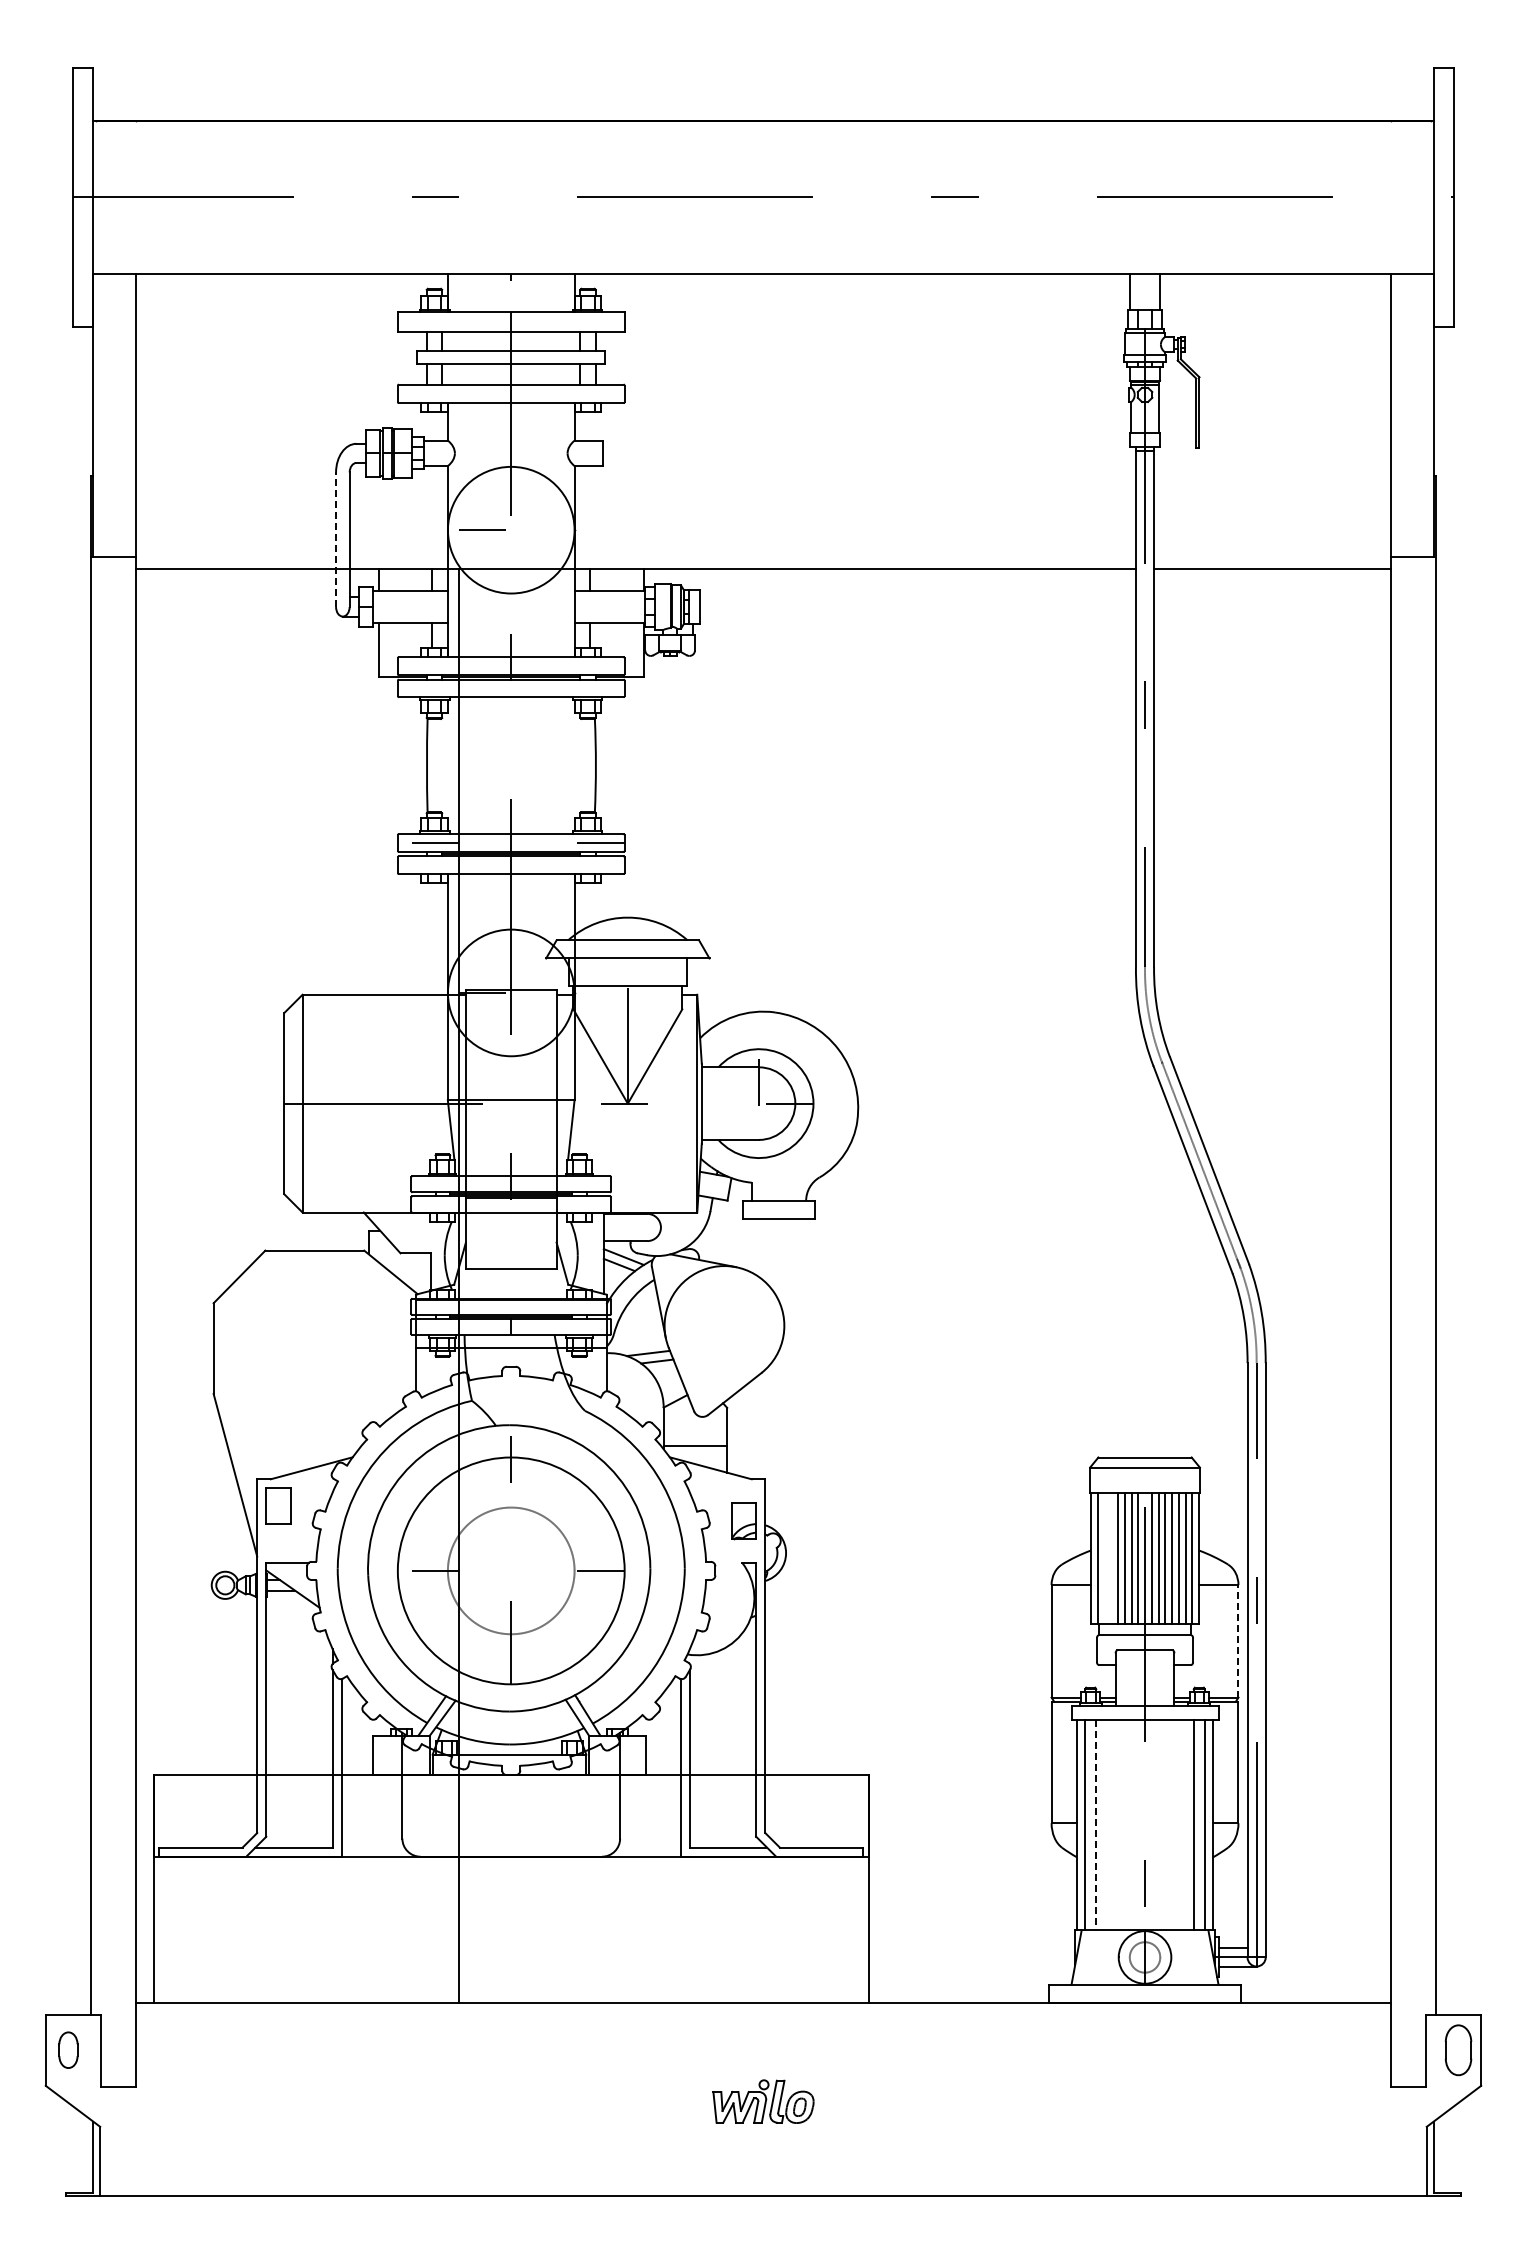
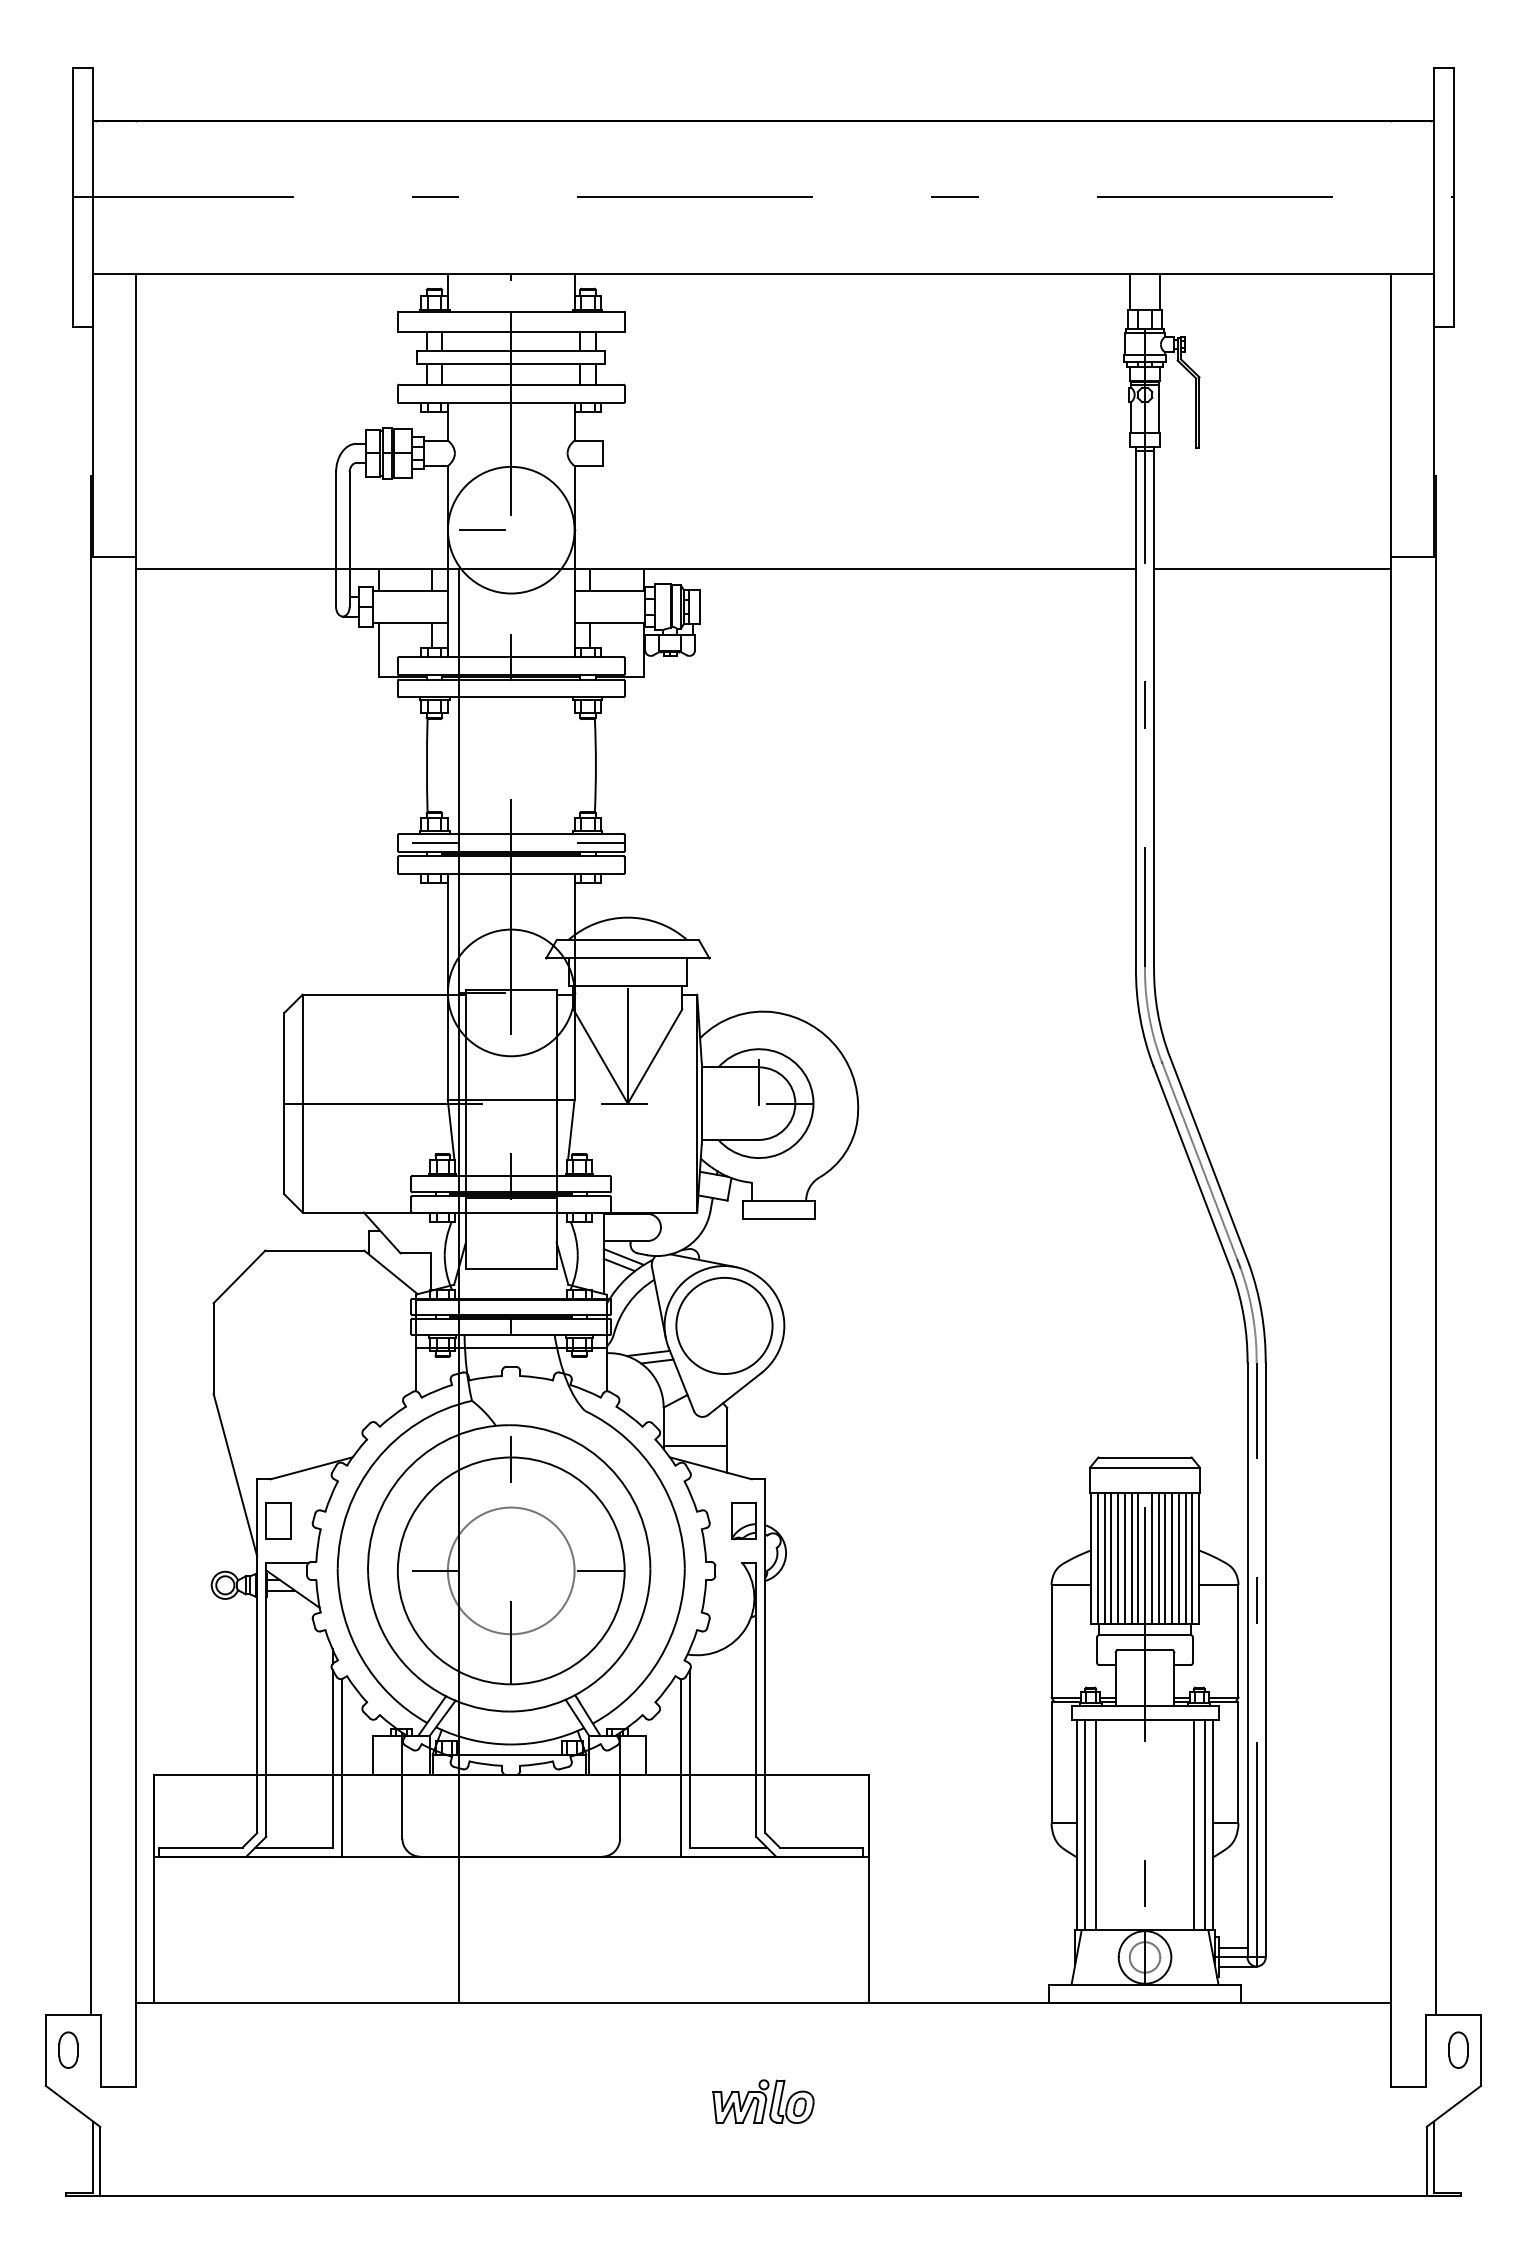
line: dashed -> solid (336, 539)
circle: none -> present (724, 1325)
part position: (278, 1505) -> (278, 1520) (278, 1520)
line: none -> present (1104, 1558)
line: none -> present (1111, 1558)
line: dashed -> solid (1238, 1640)
line: dashed -> solid (1096, 1825)
part size: 29x53 px -> 21x38 px (1458, 2049)
